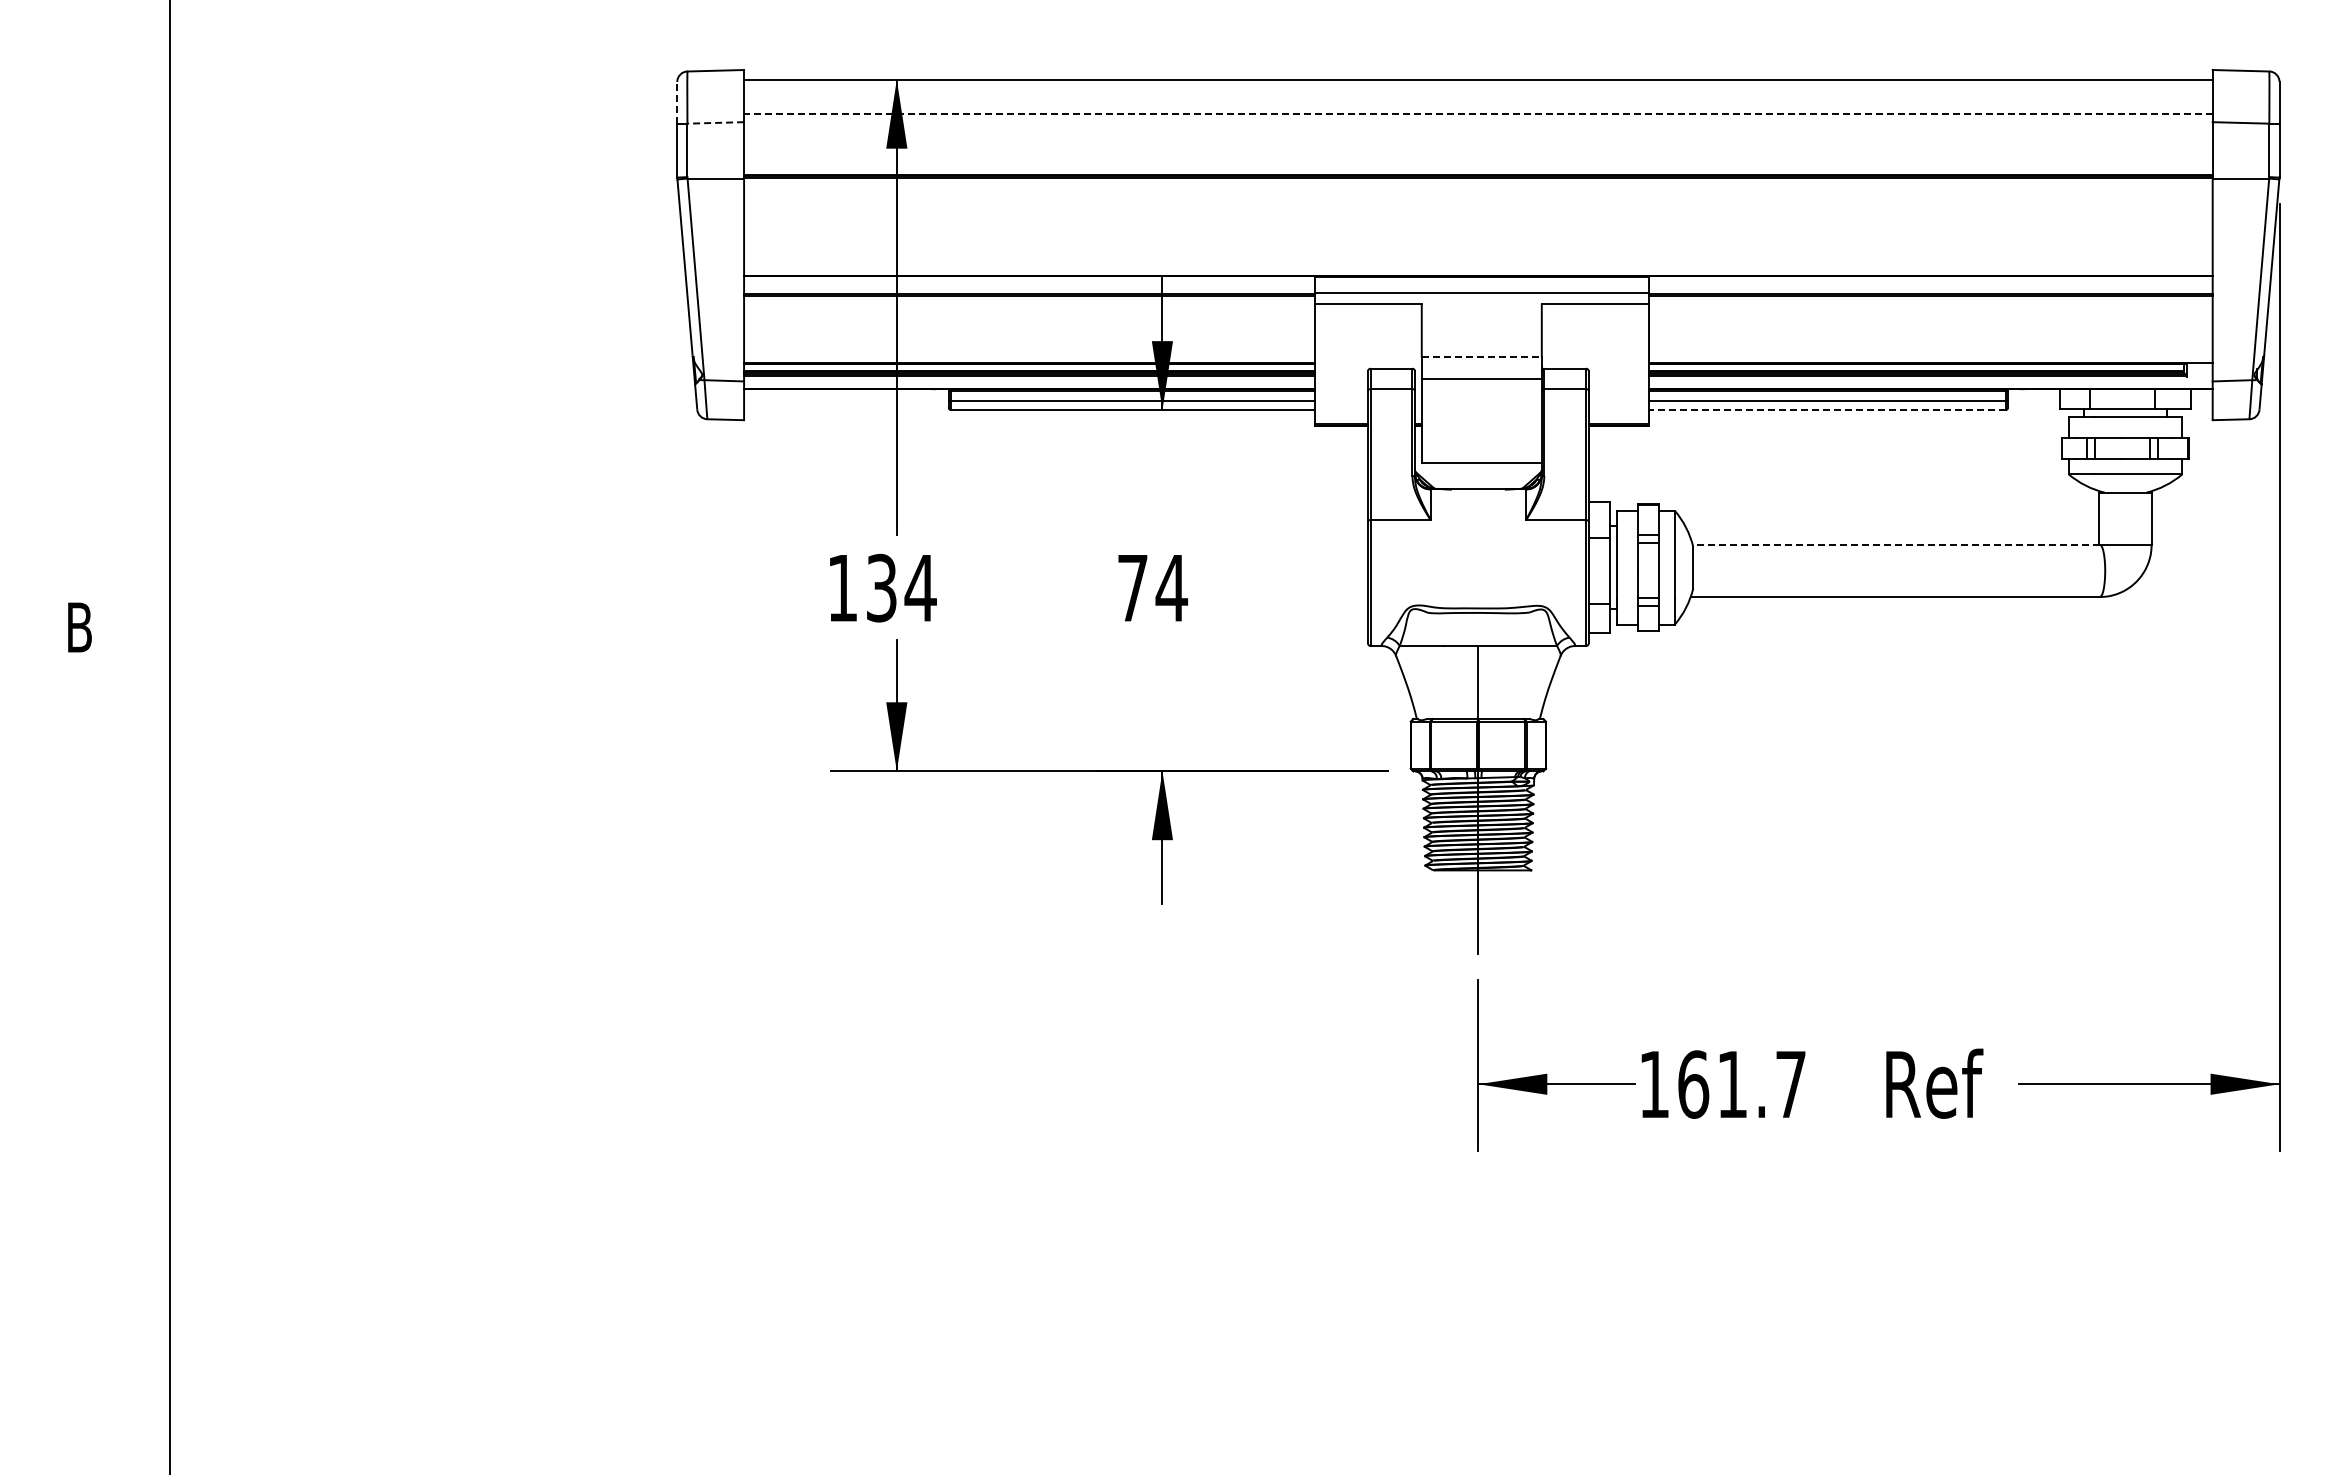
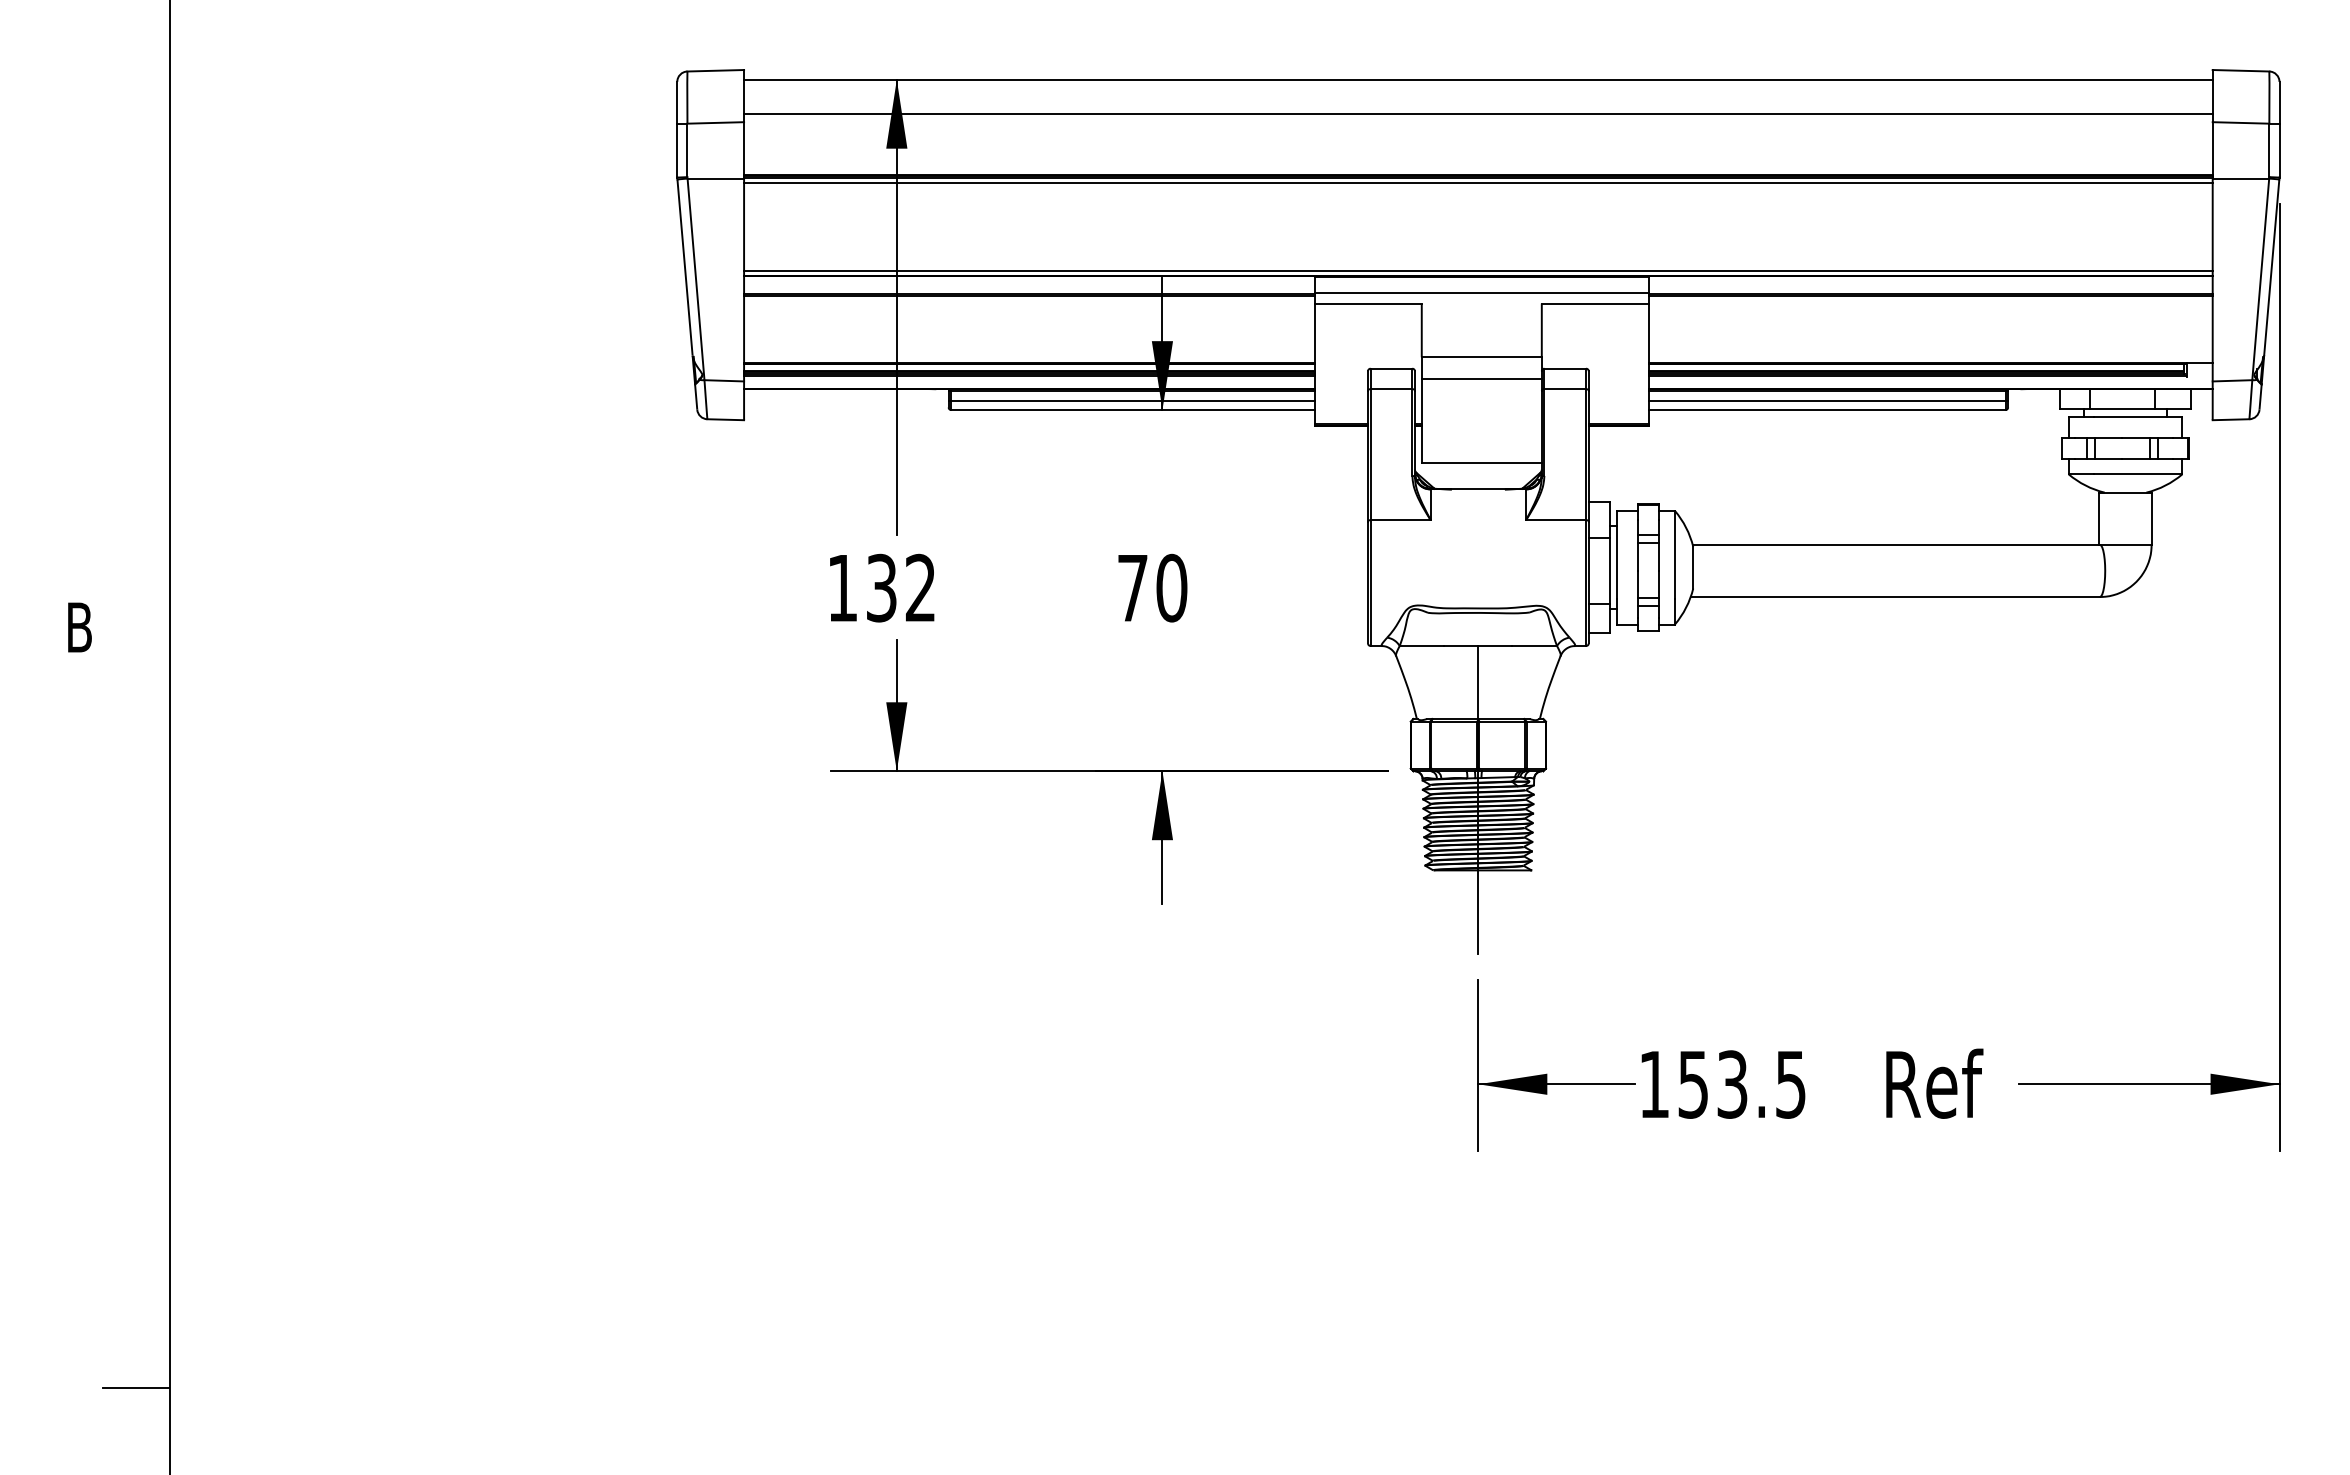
line: dashed -> solid (677, 102)
line: dashed -> solid (1477, 113)
line: dashed -> solid (715, 122)
line: none -> present (1478, 183)
line: none -> present (1478, 271)
line: dashed -> solid (1482, 357)
line: dashed -> solid (1826, 410)
line: dashed -> solid (1896, 544)
text: 134 -> 132 (920, 587)
text: 74 -> 70 (1171, 587)
text: 161.7 -> 153.5 (1741, 1084)
line: none -> present (136, 1387)
